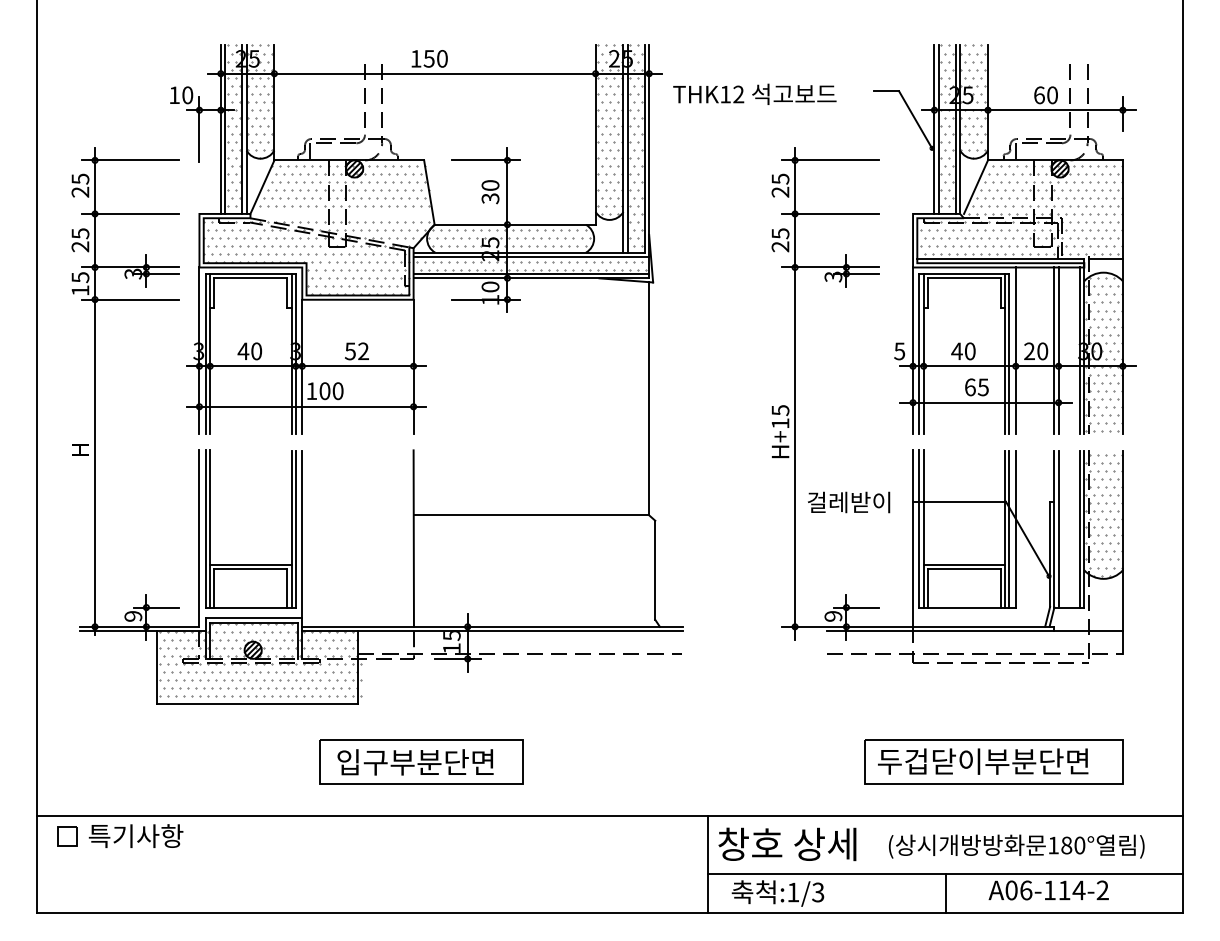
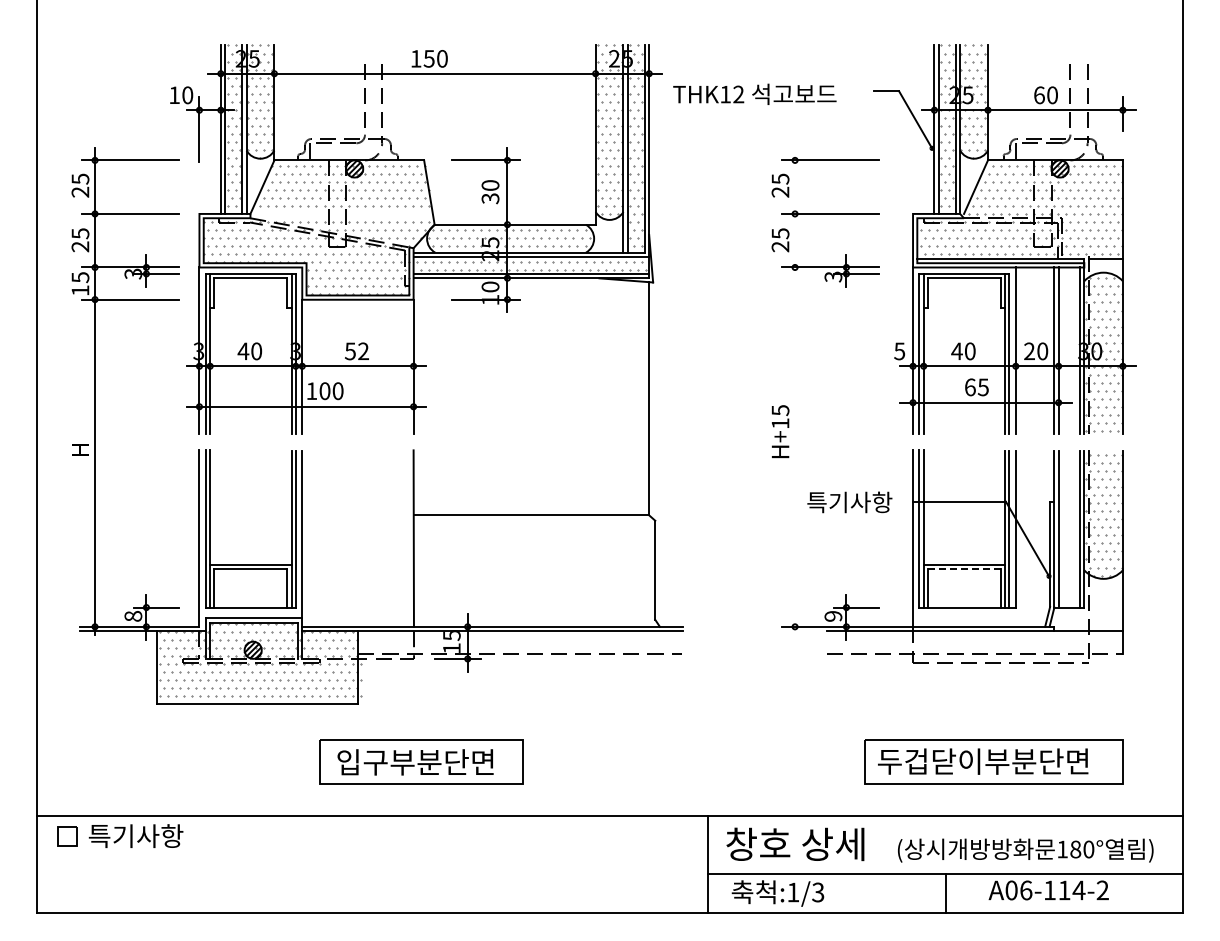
line: present -> none (795, 393)
text: 걸레받이 -> 특기사항 (849, 502)
line: solid -> dashed (964, 569)
text: 9 -> 8 (133, 616)
text position: (787, 844) -> (795, 844) (795, 844)
text position: (1016, 846) -> (1025, 850) (1025, 850)
